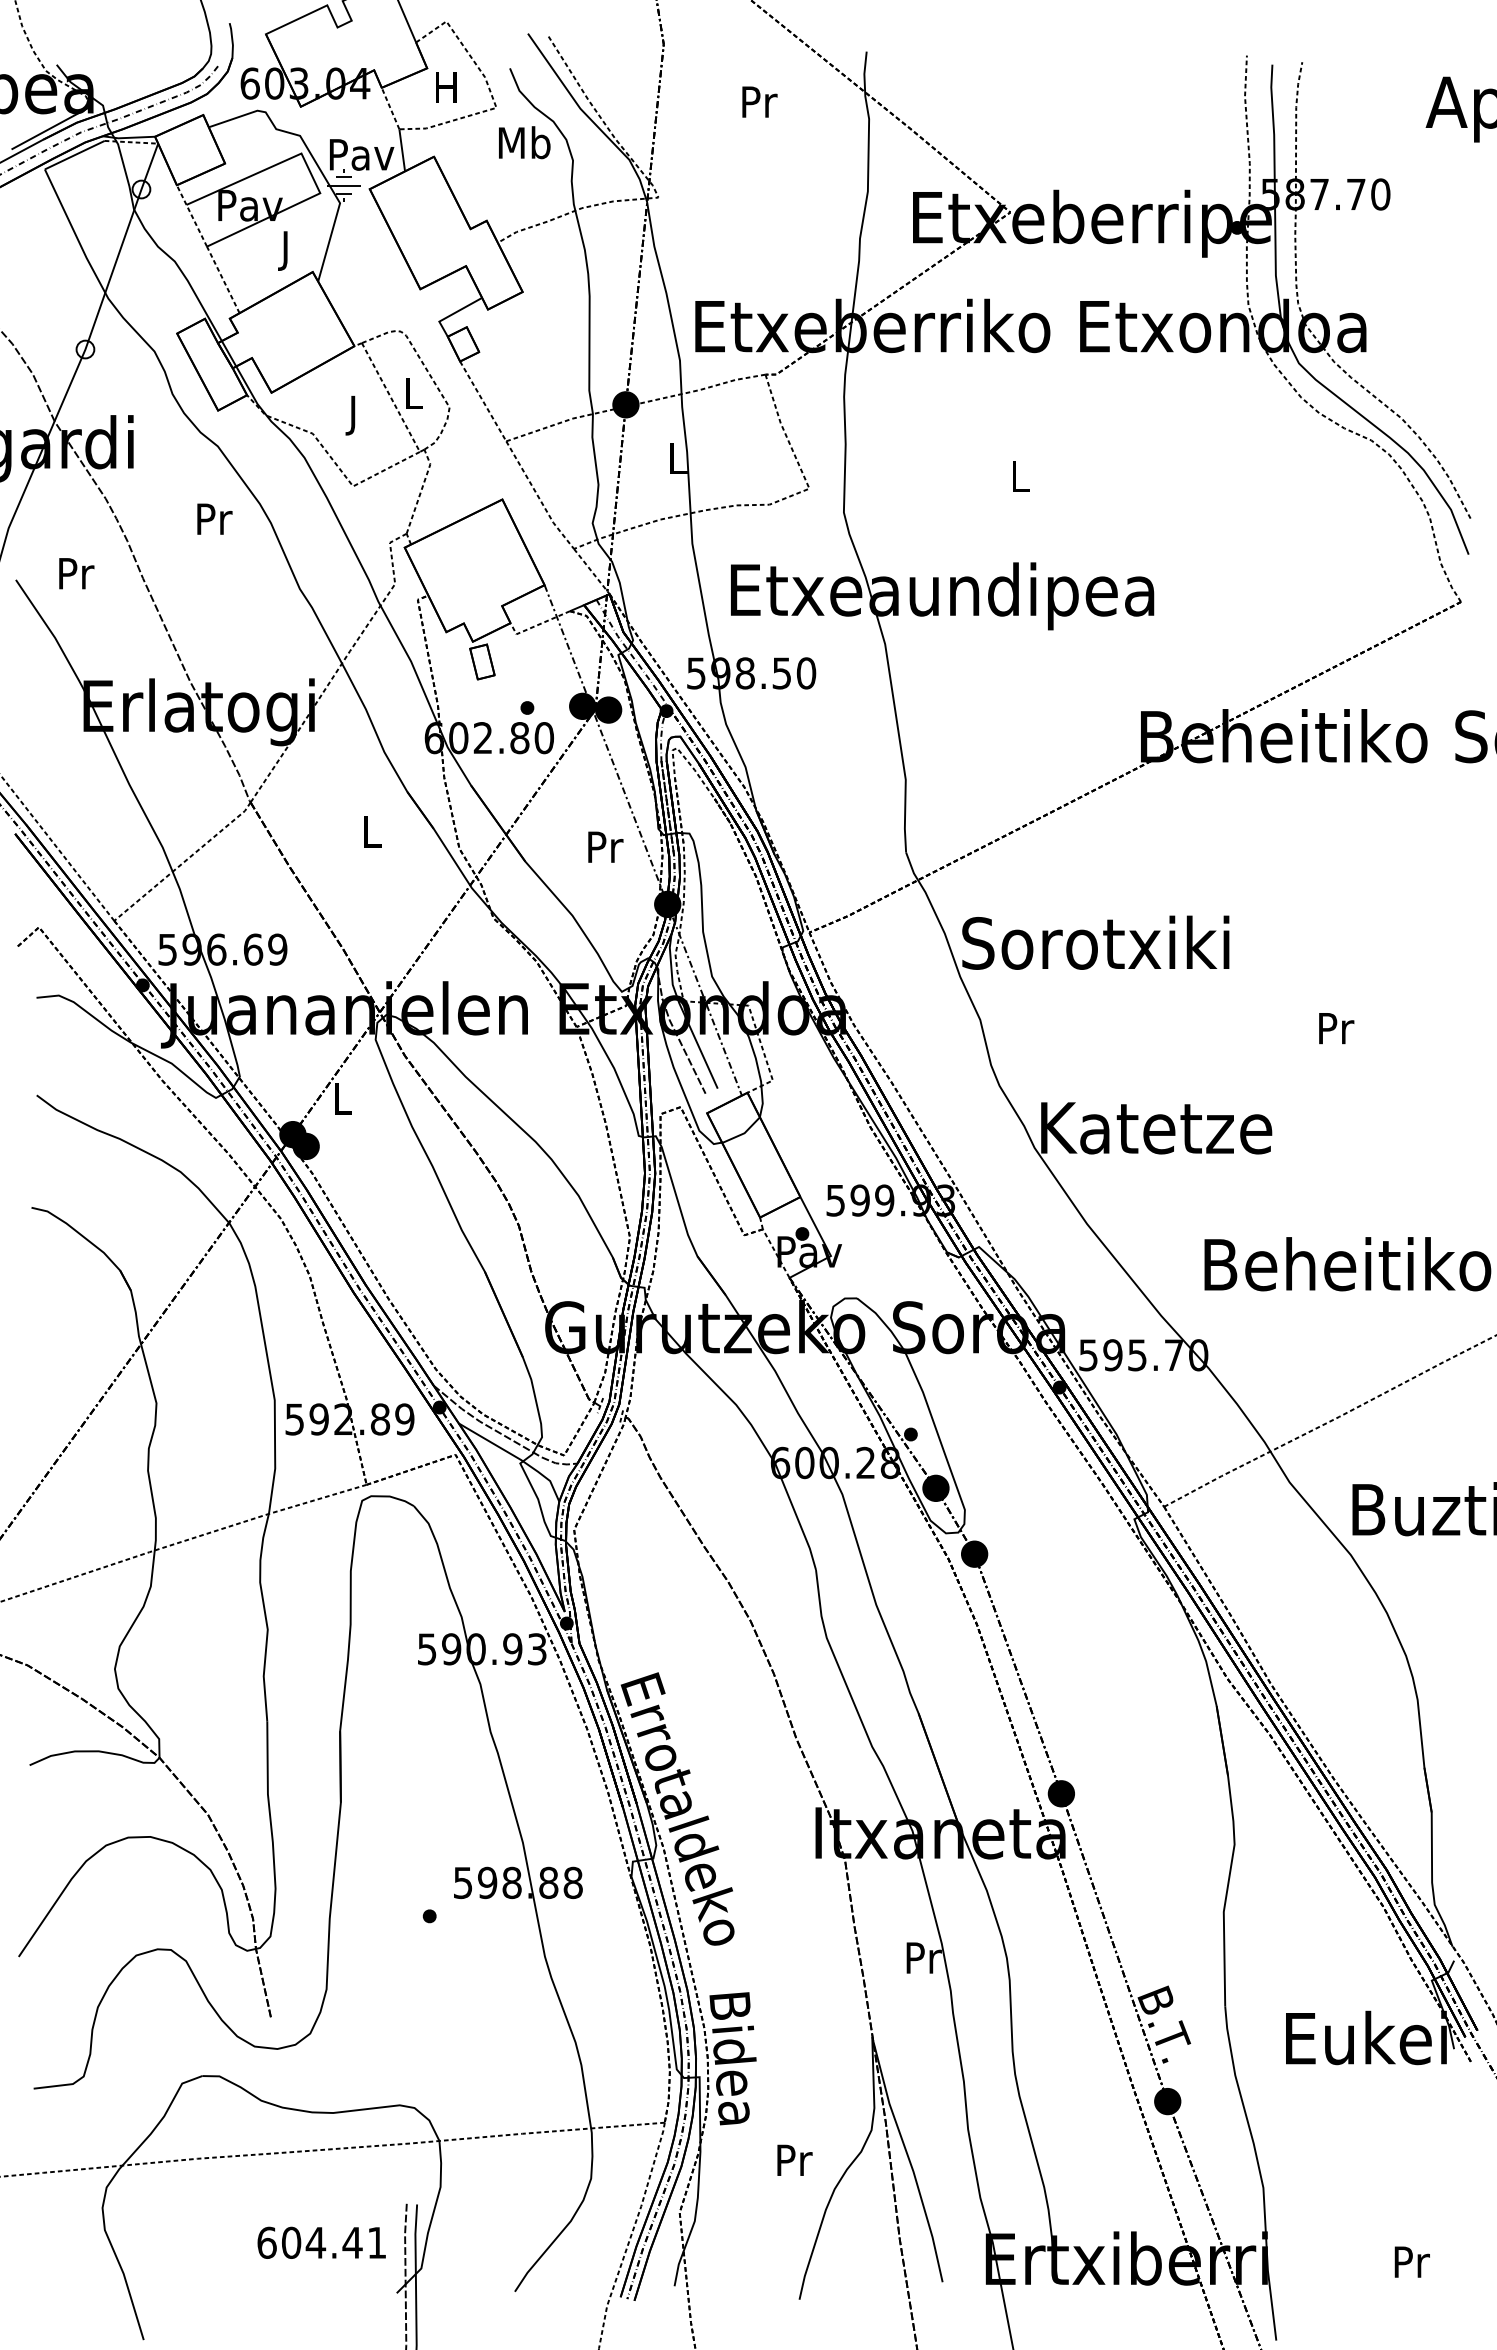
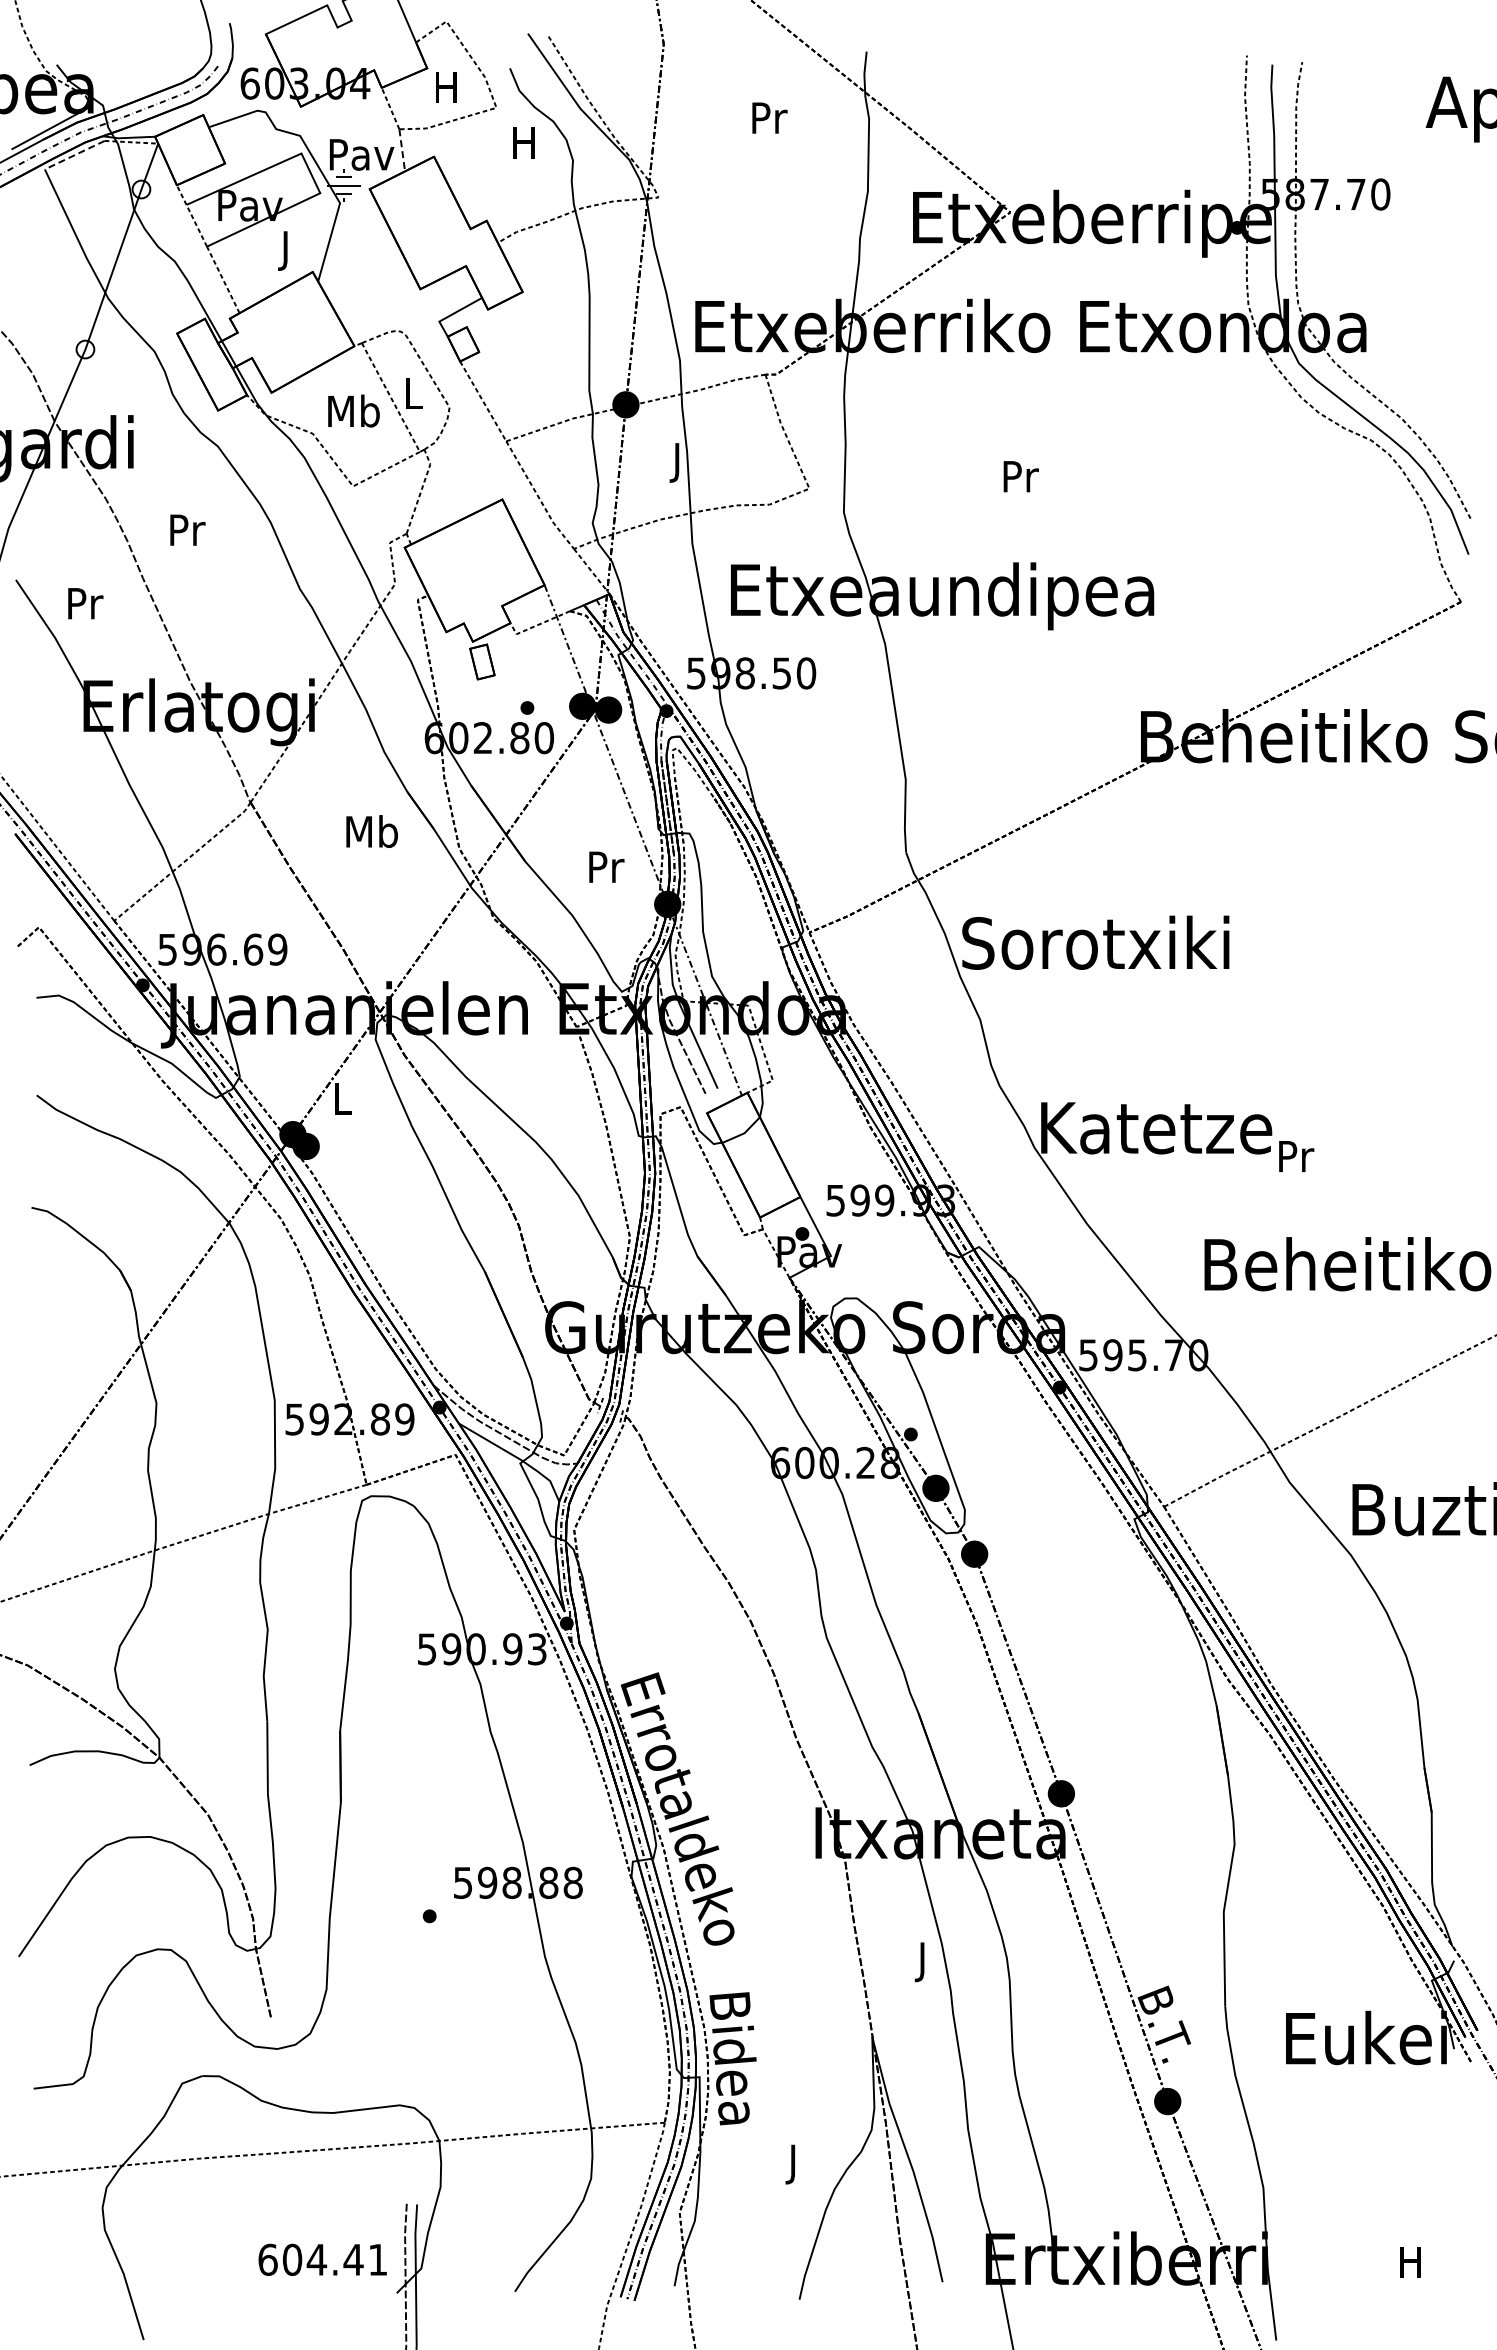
text position: (759, 101) -> (769, 117) (769, 117)
text: Mb -> H (524, 142)
line: solid -> dashed (402, 150)
line: solid -> dashed (74, 155)
text: J -> Mb (353, 414)
text: L -> J (678, 462)
text: L -> Pr (1020, 476)
text position: (214, 518) -> (187, 529) (187, 529)
text position: (76, 573) -> (85, 603) (85, 603)
text: L -> Mb (371, 831)
text position: (605, 846) -> (606, 866) (606, 866)
text position: (1336, 1028) -> (1296, 1156) (1296, 1156)
text: Pr -> J (923, 1962)
text: Pr -> J (794, 2164)
text position: (321, 2242) -> (322, 2259) (322, 2259)
text: Pr -> H (1411, 2261)
